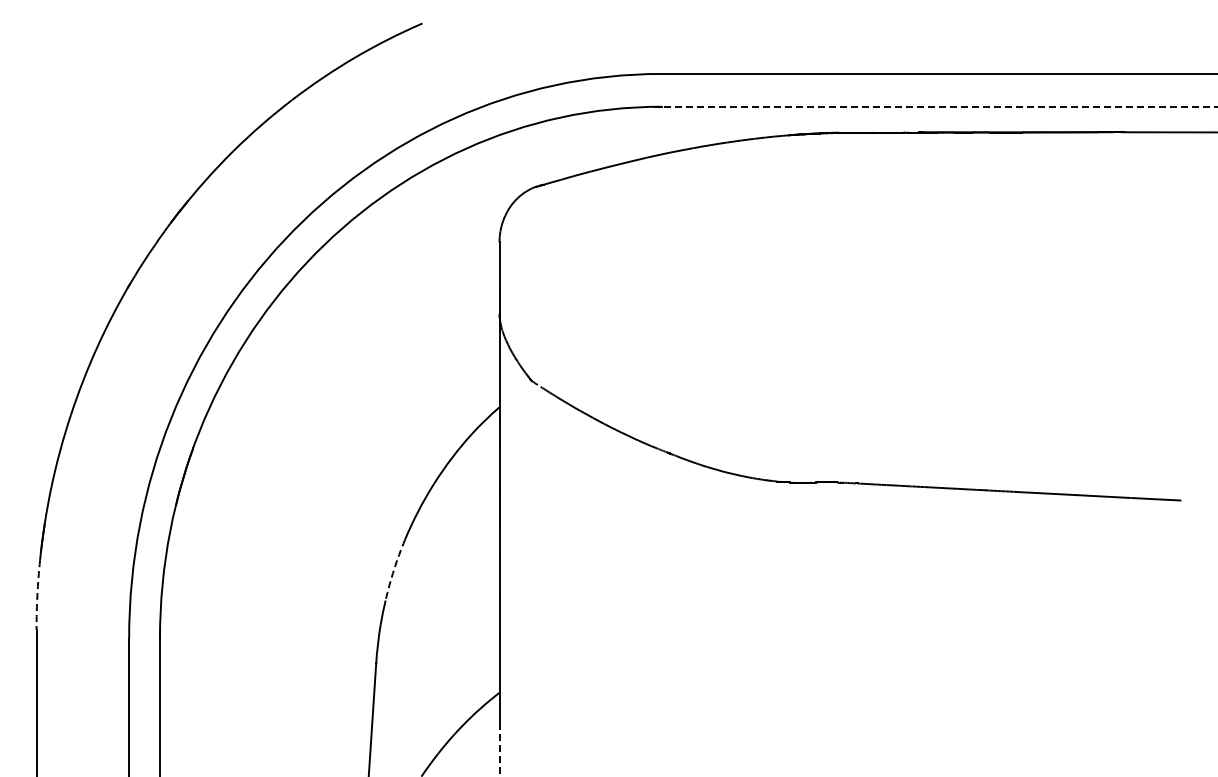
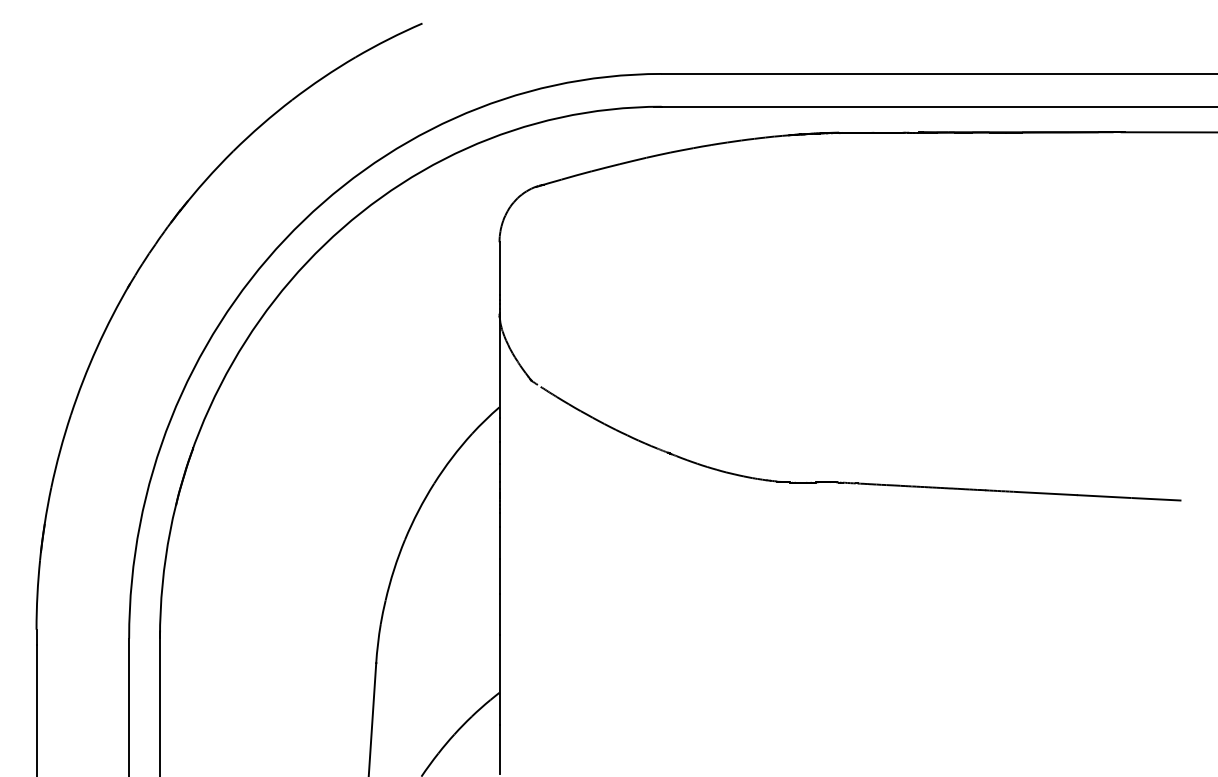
line: dashed -> solid (939, 106)
arc: dashed -> solid (394, 569)
arc: dashed -> solid (37, 594)
line: dashed -> solid (499, 749)
